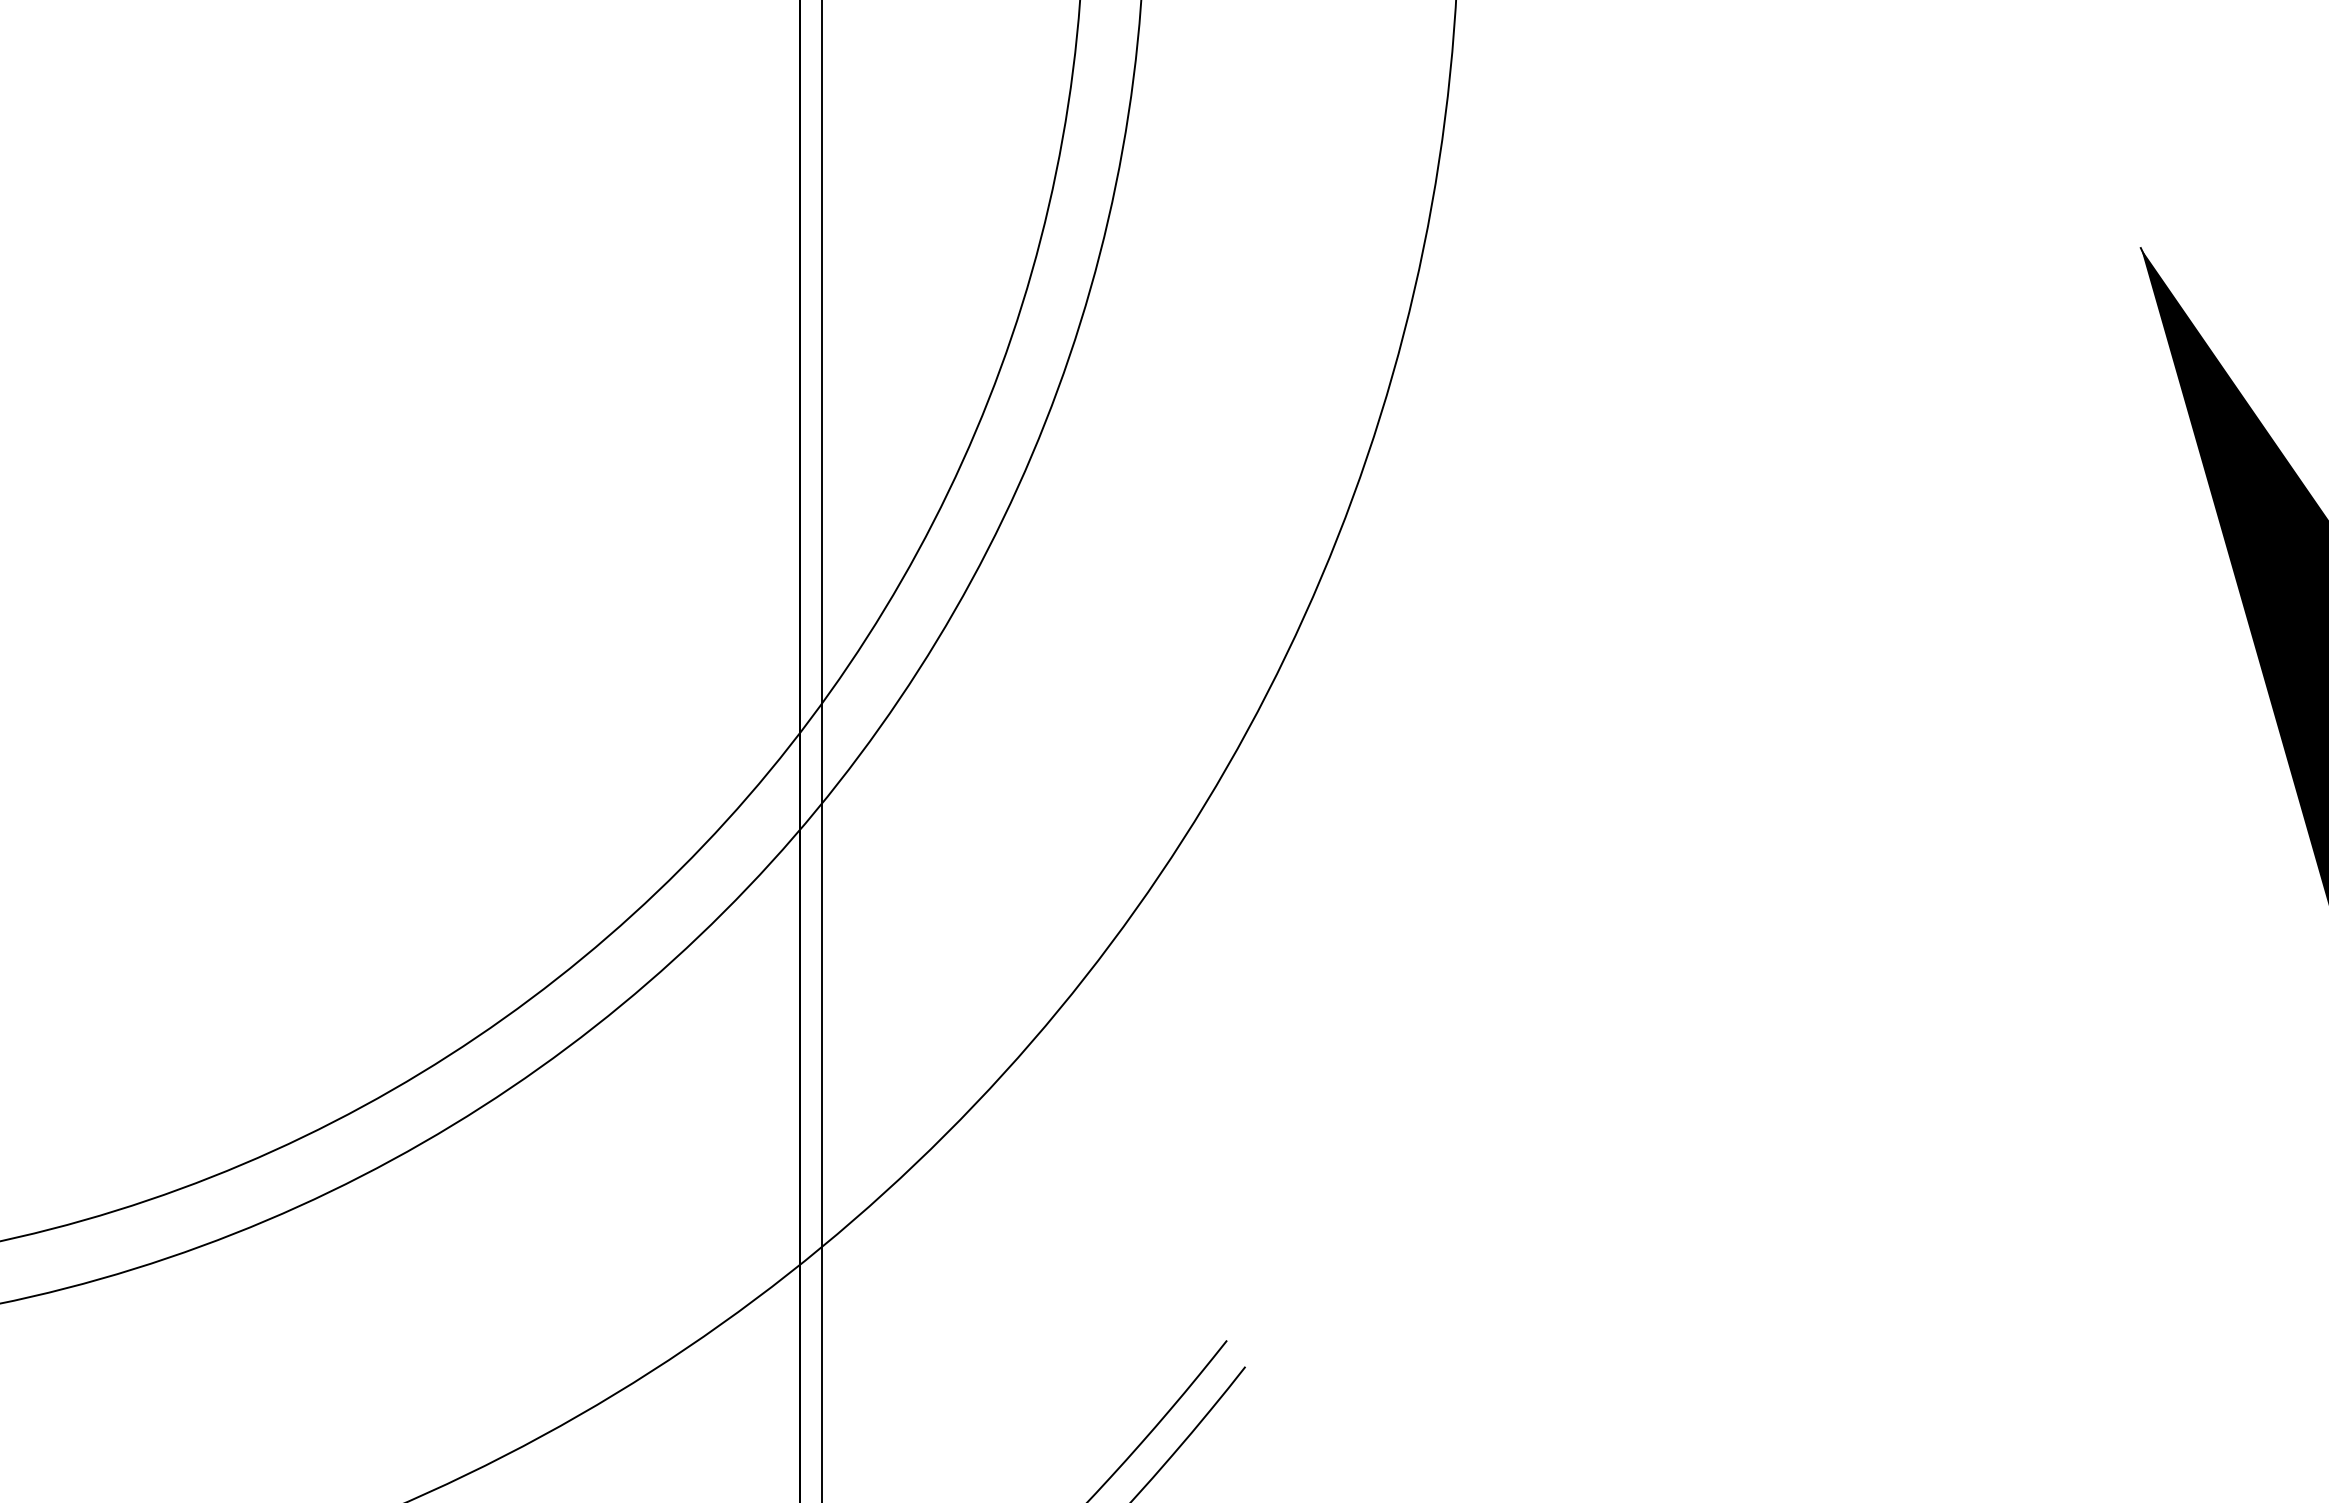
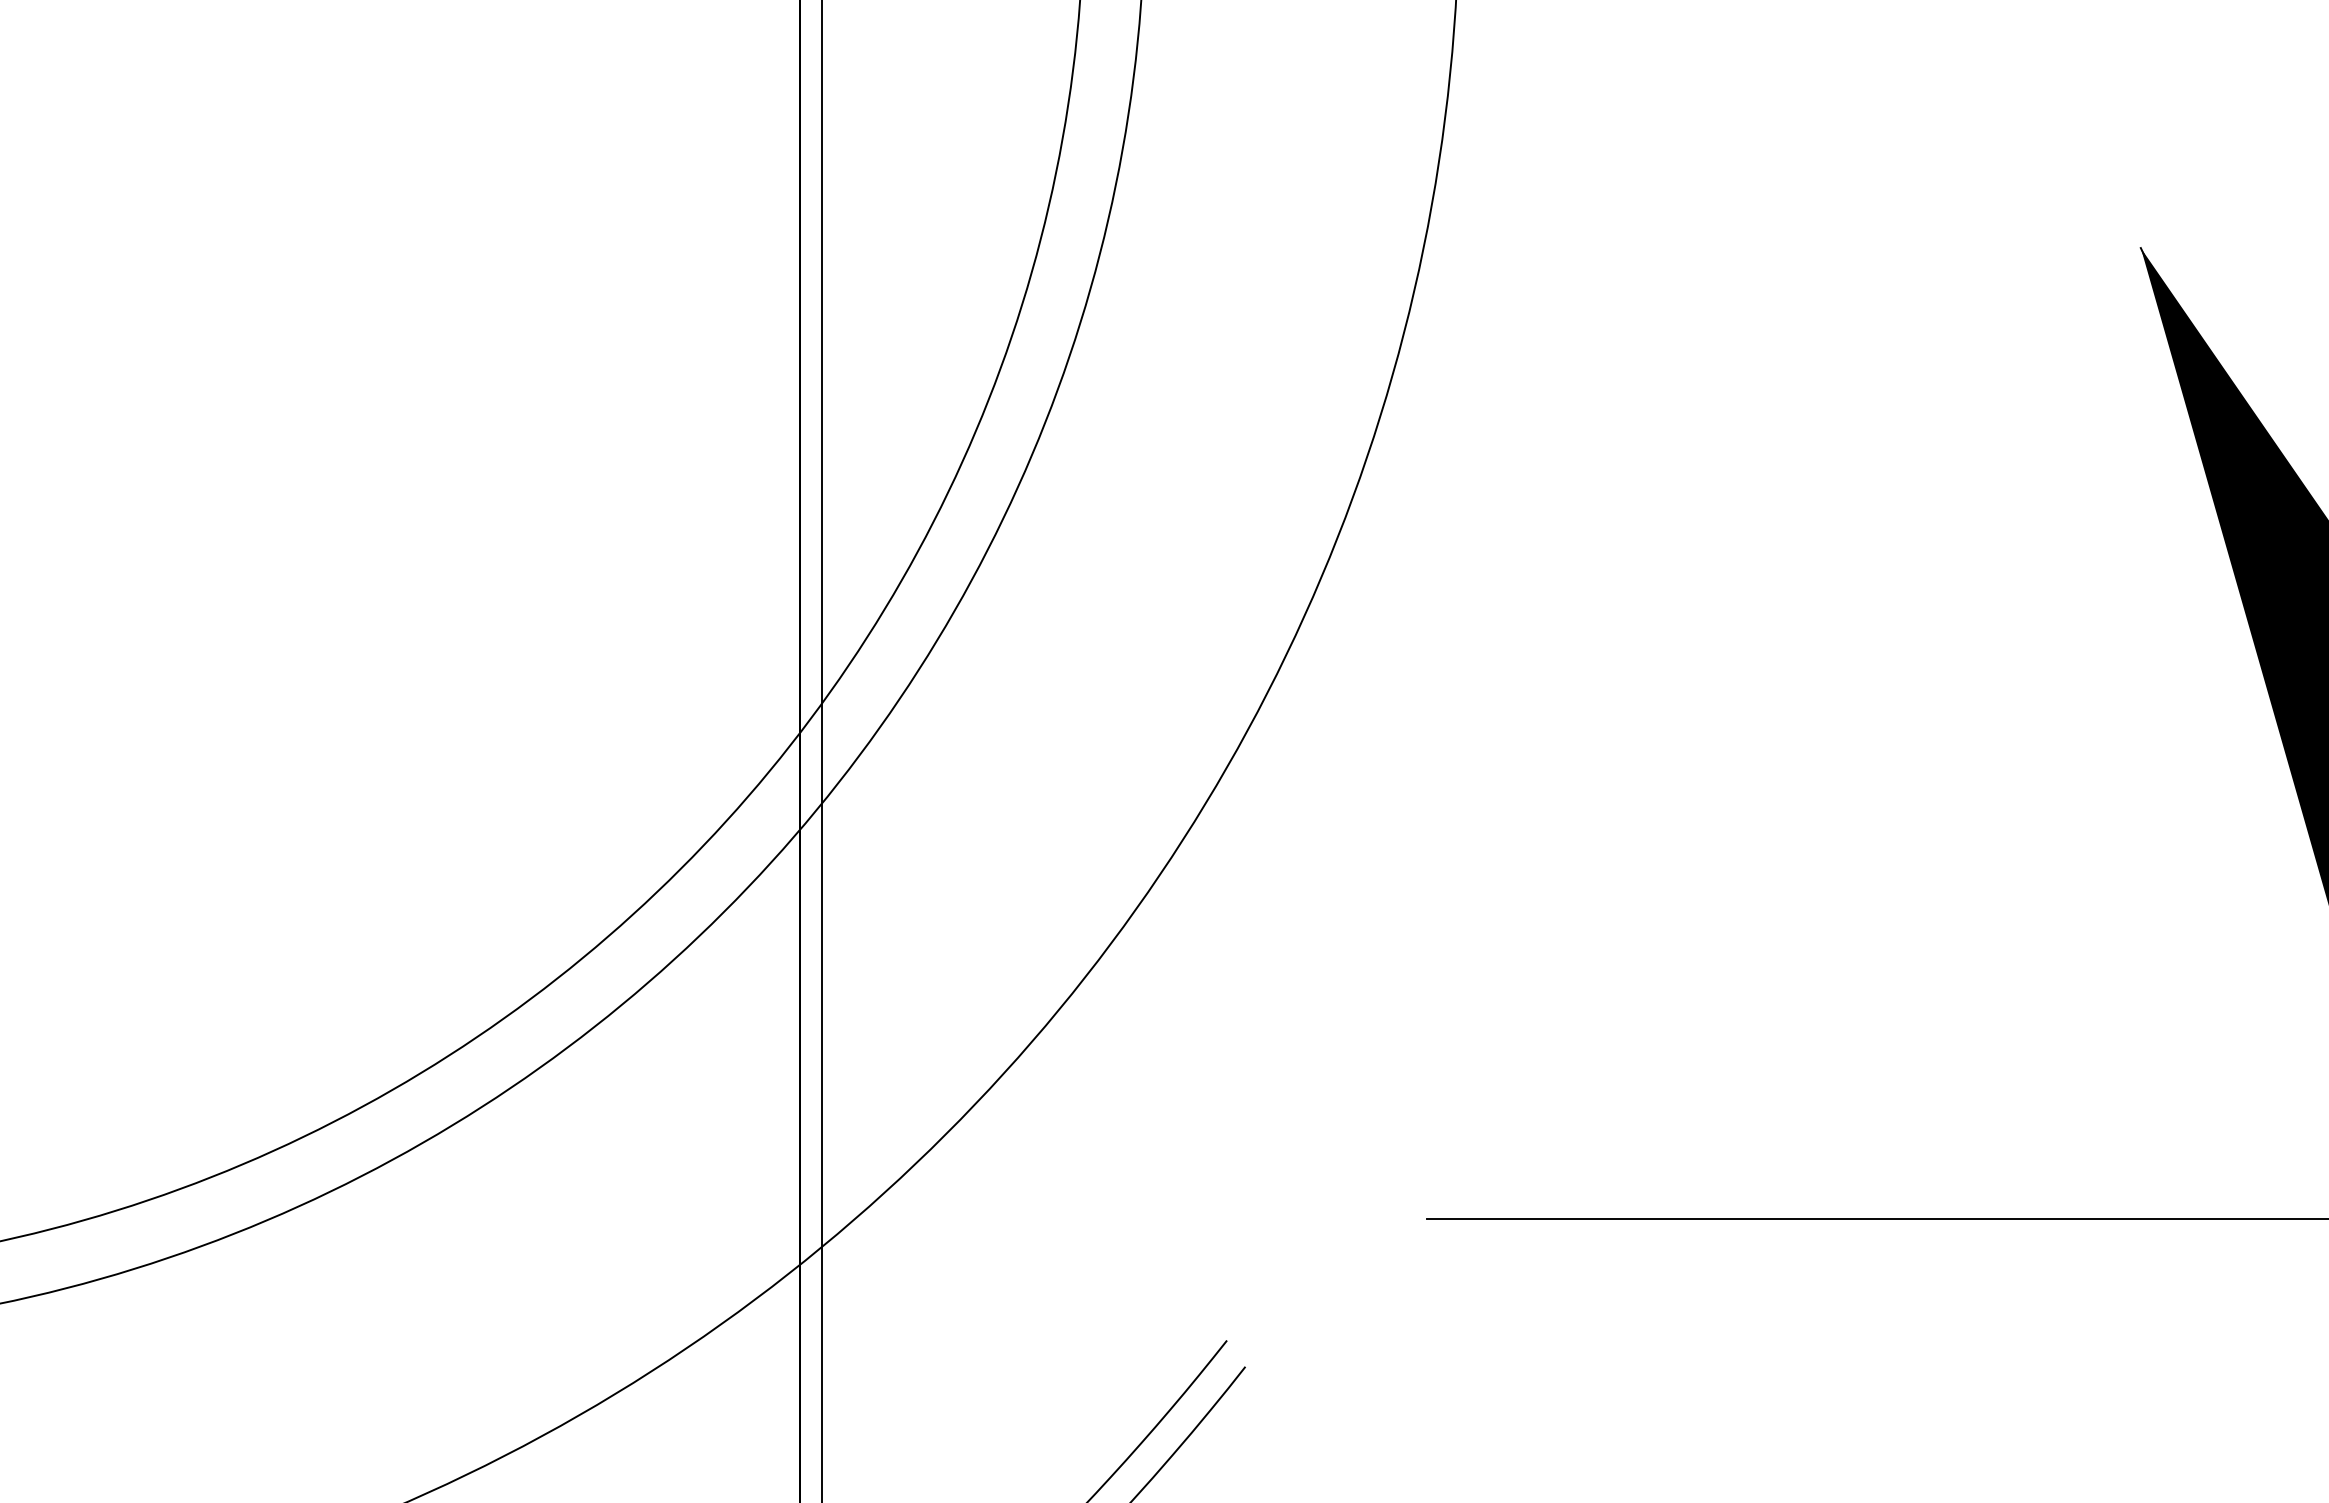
line: none -> present (1875, 1218)
